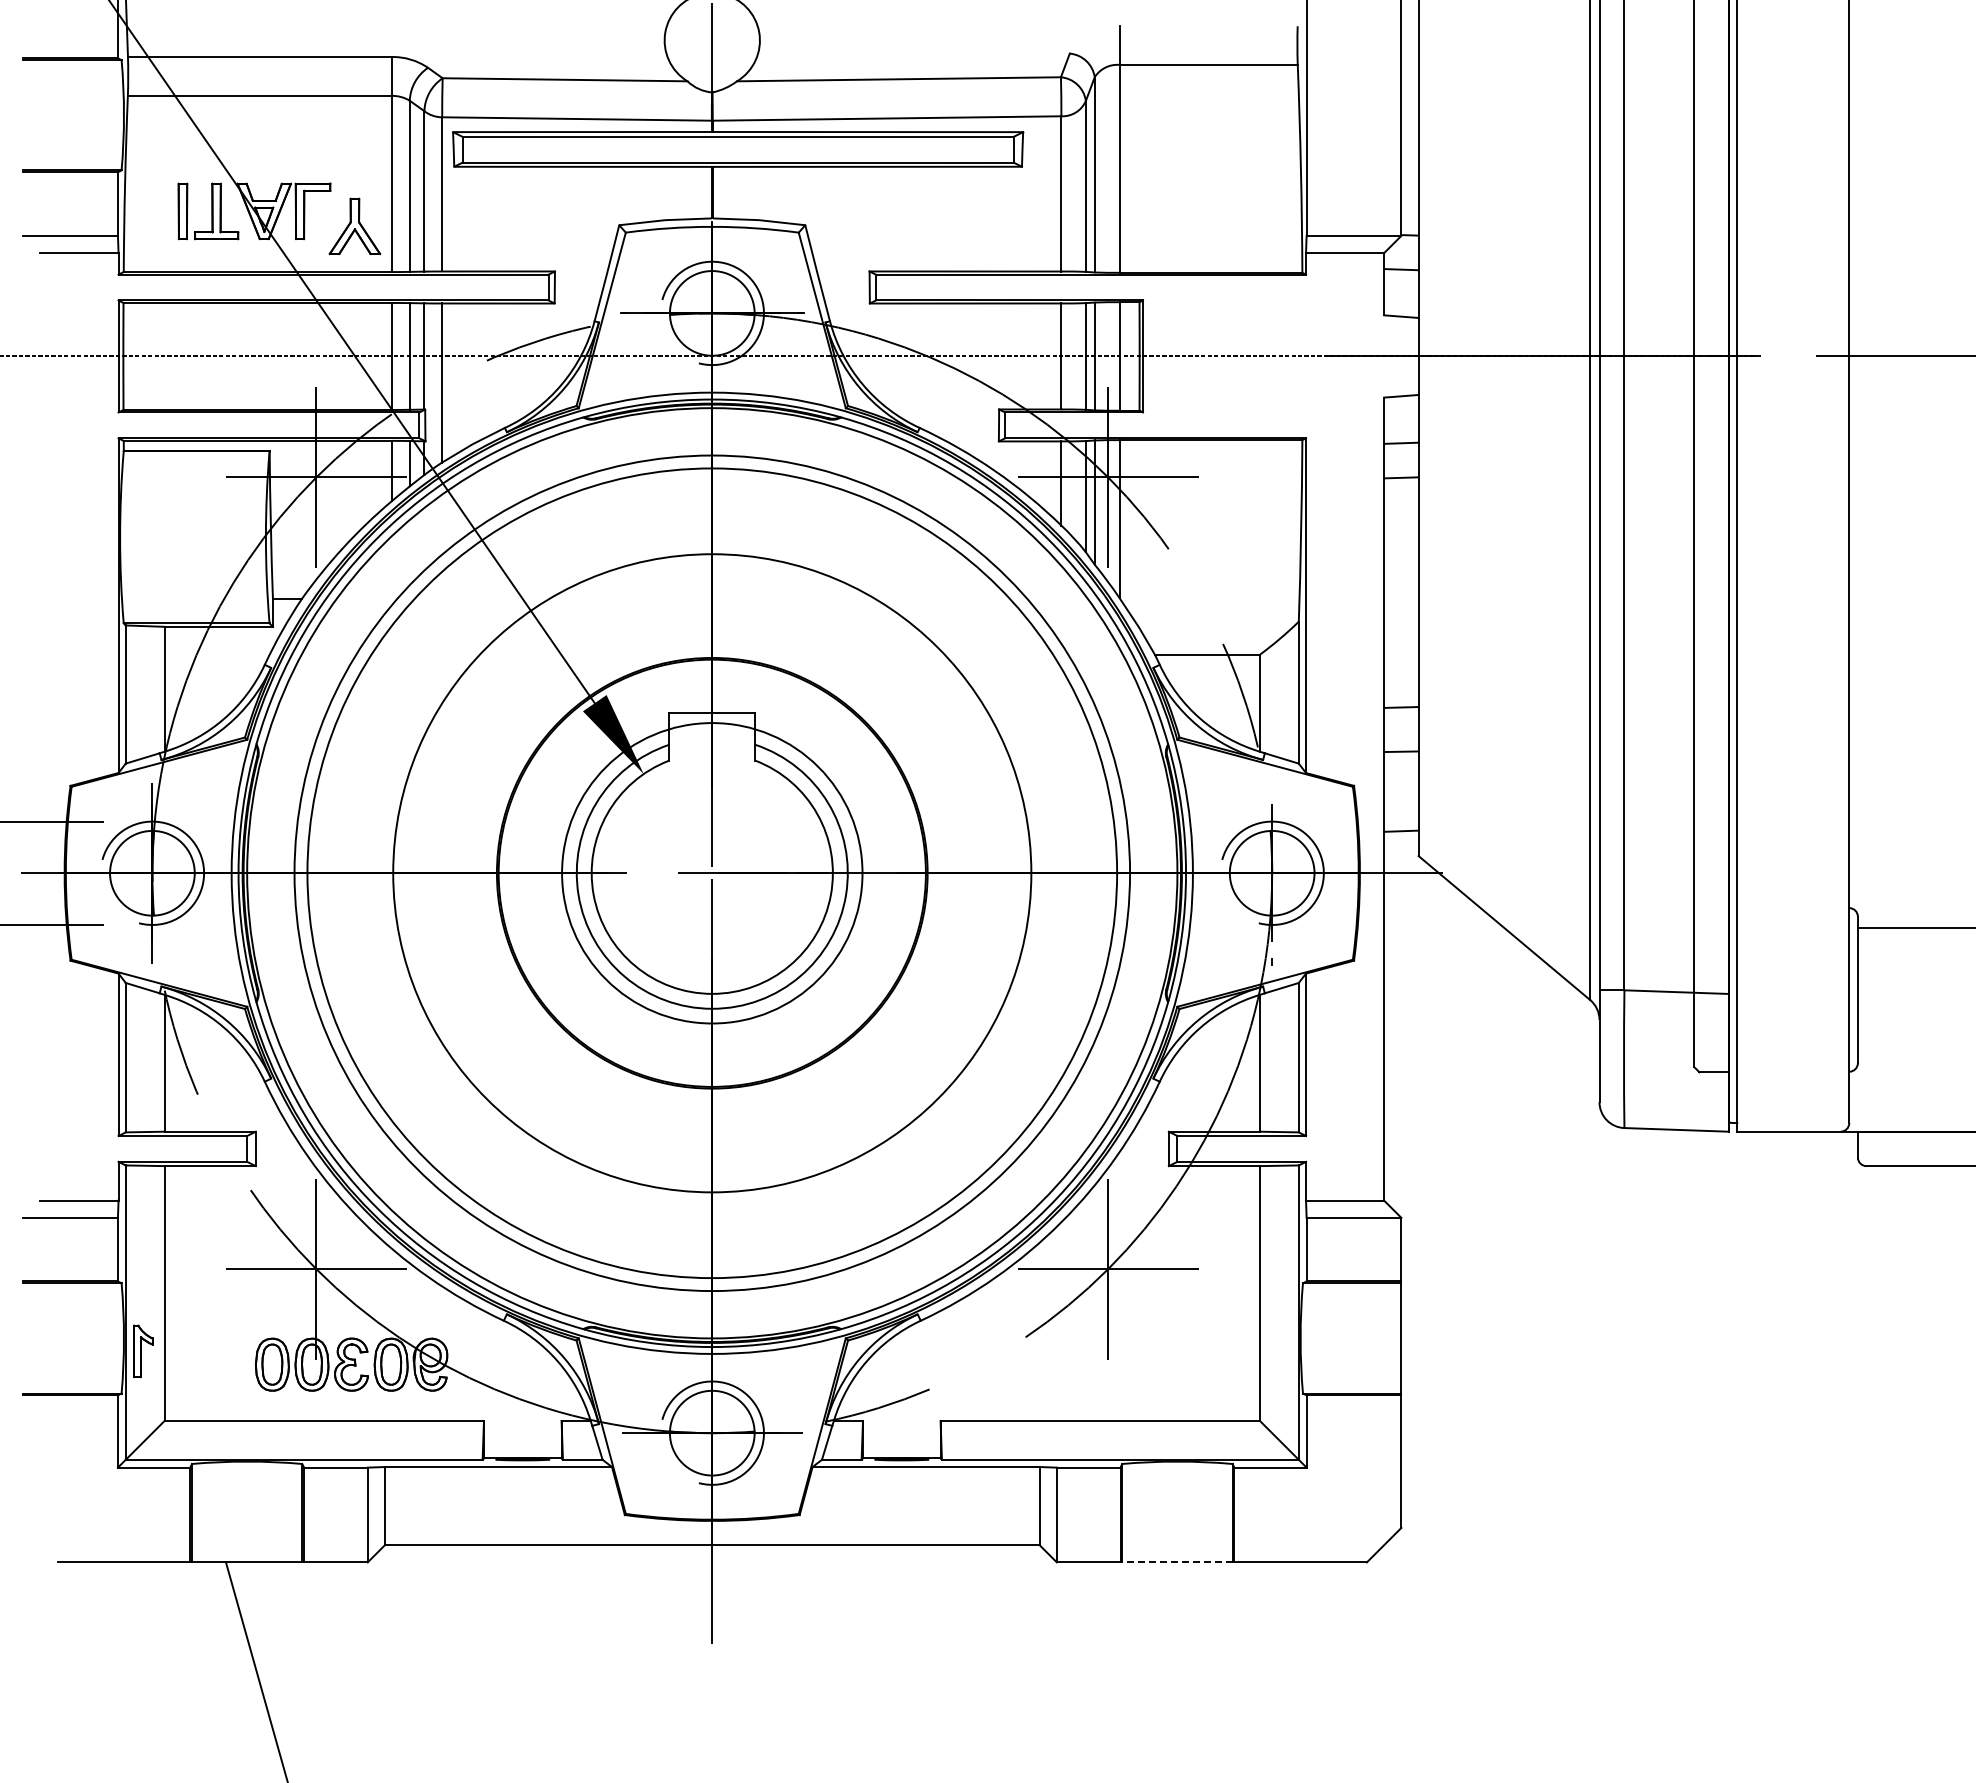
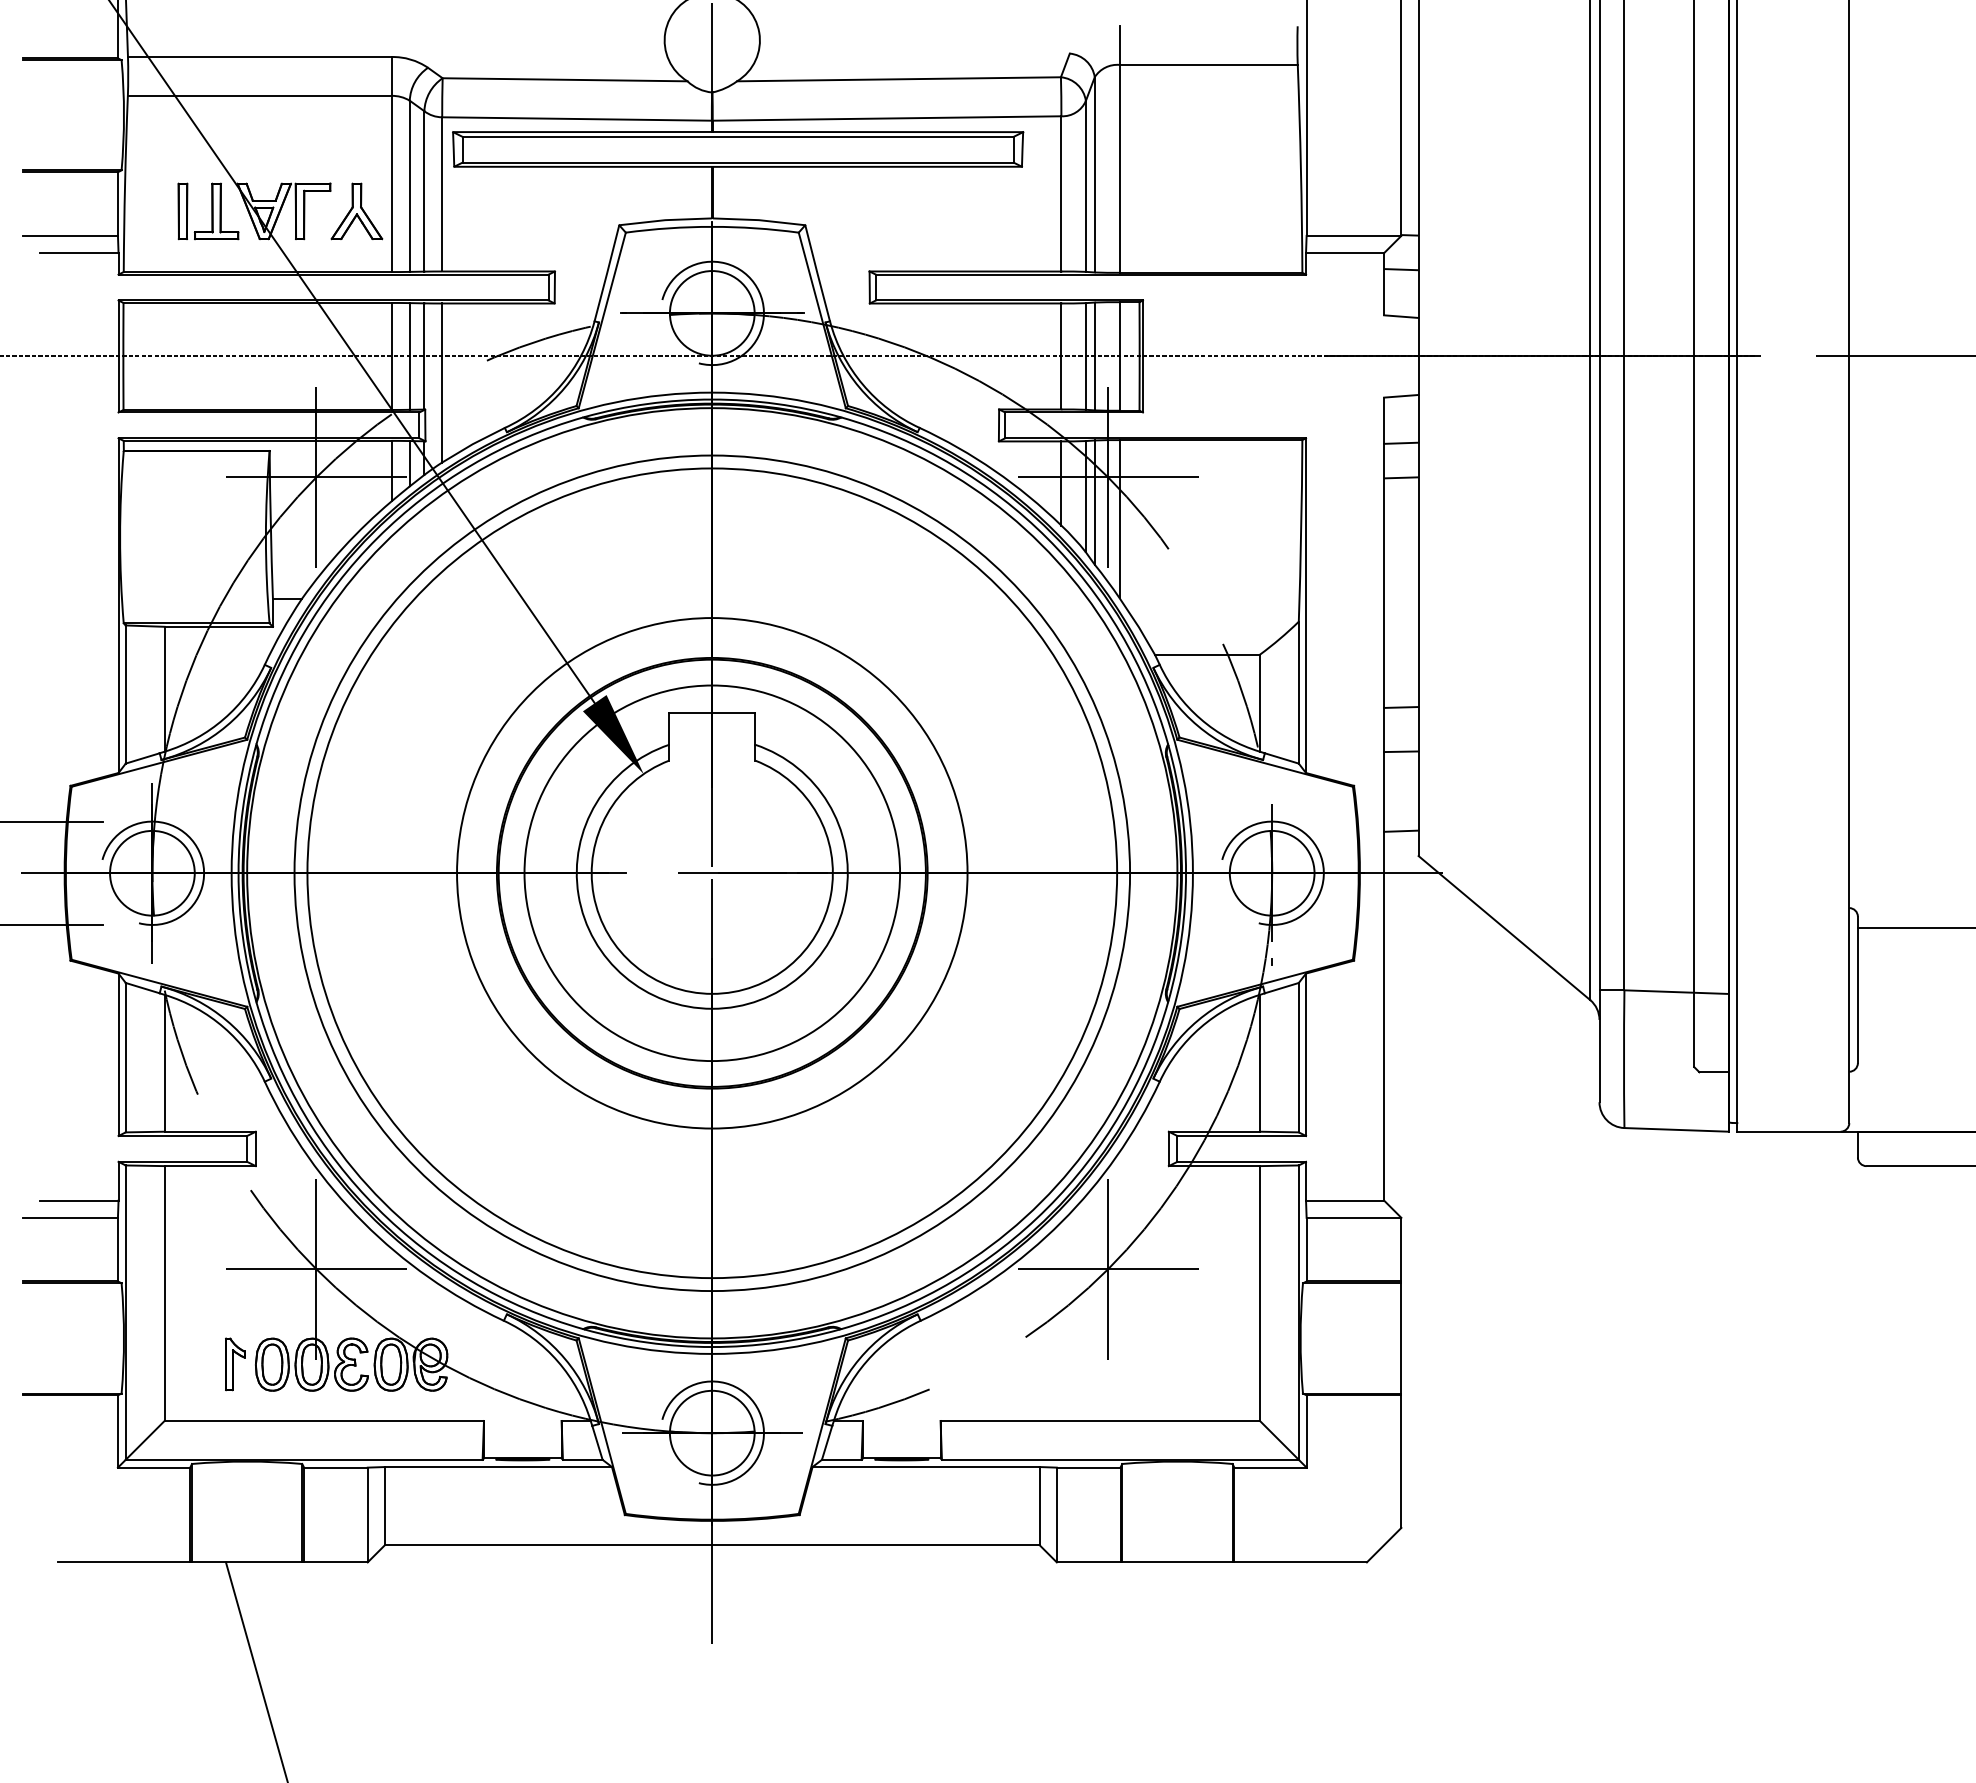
part position: (354, 226) -> (356, 211) (356, 211)
circle diameter: 300 px -> 376 px (712, 873)
circle diameter: 638 px -> 511 px (712, 873)
part position: (143, 1351) -> (235, 1364) (235, 1364)
line: dashed -> solid (1176, 1562)
